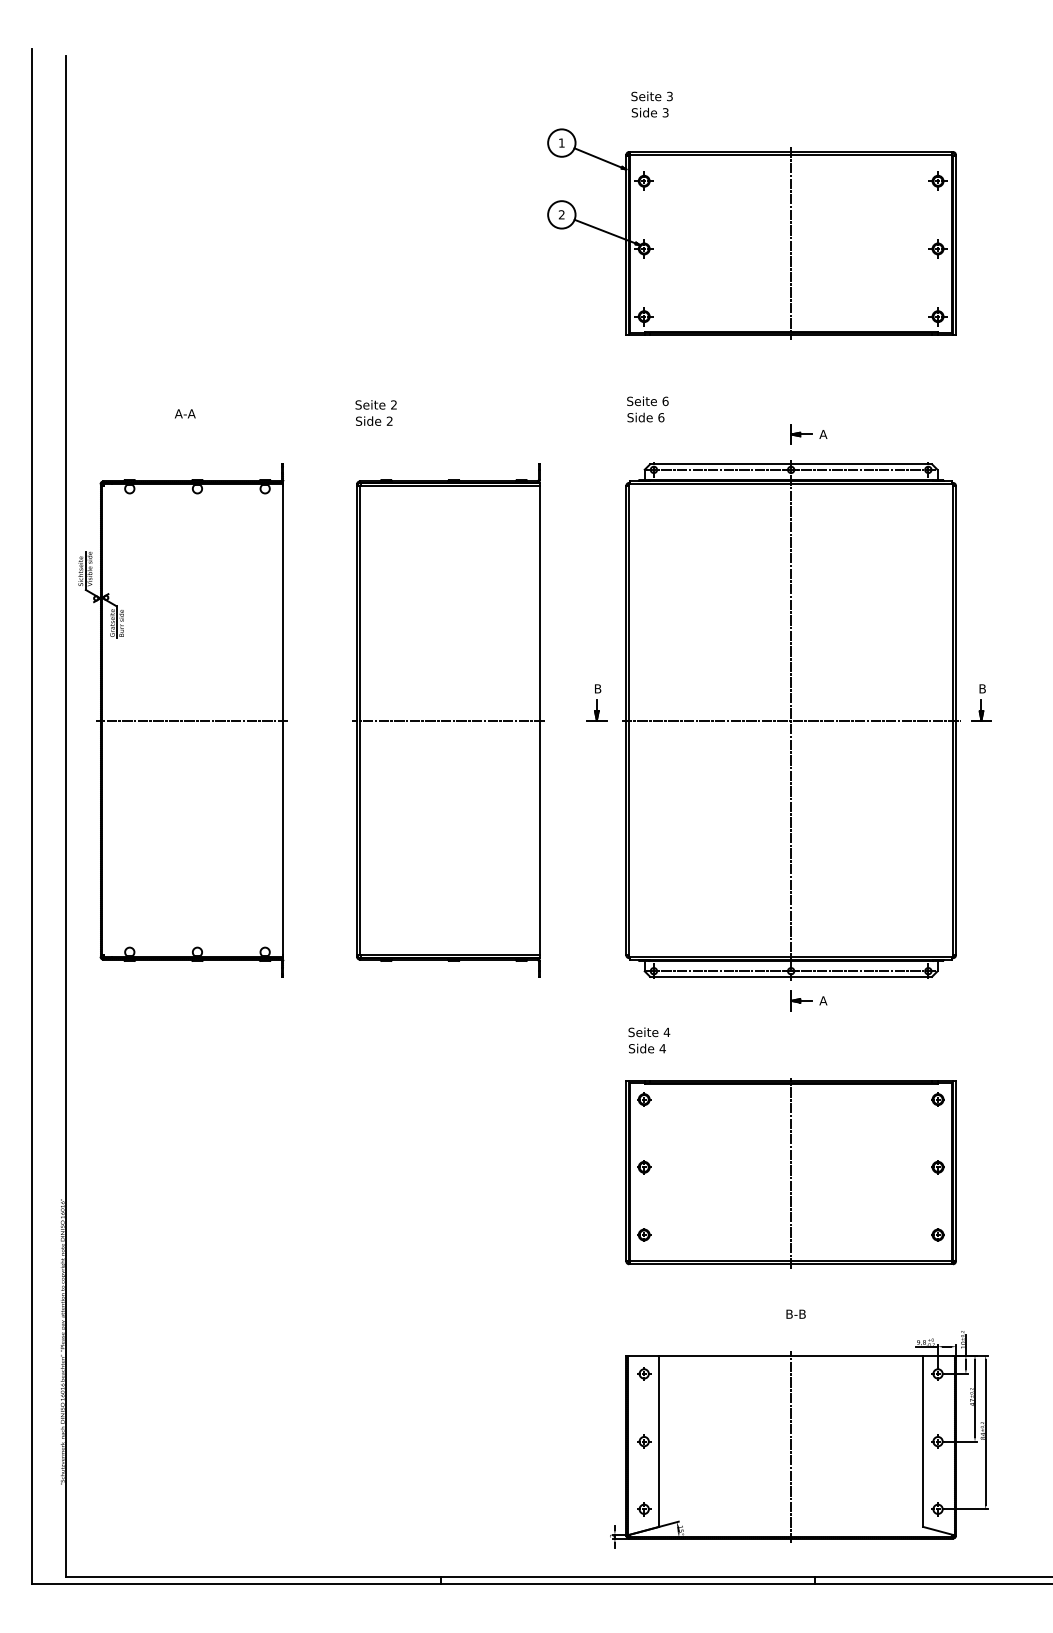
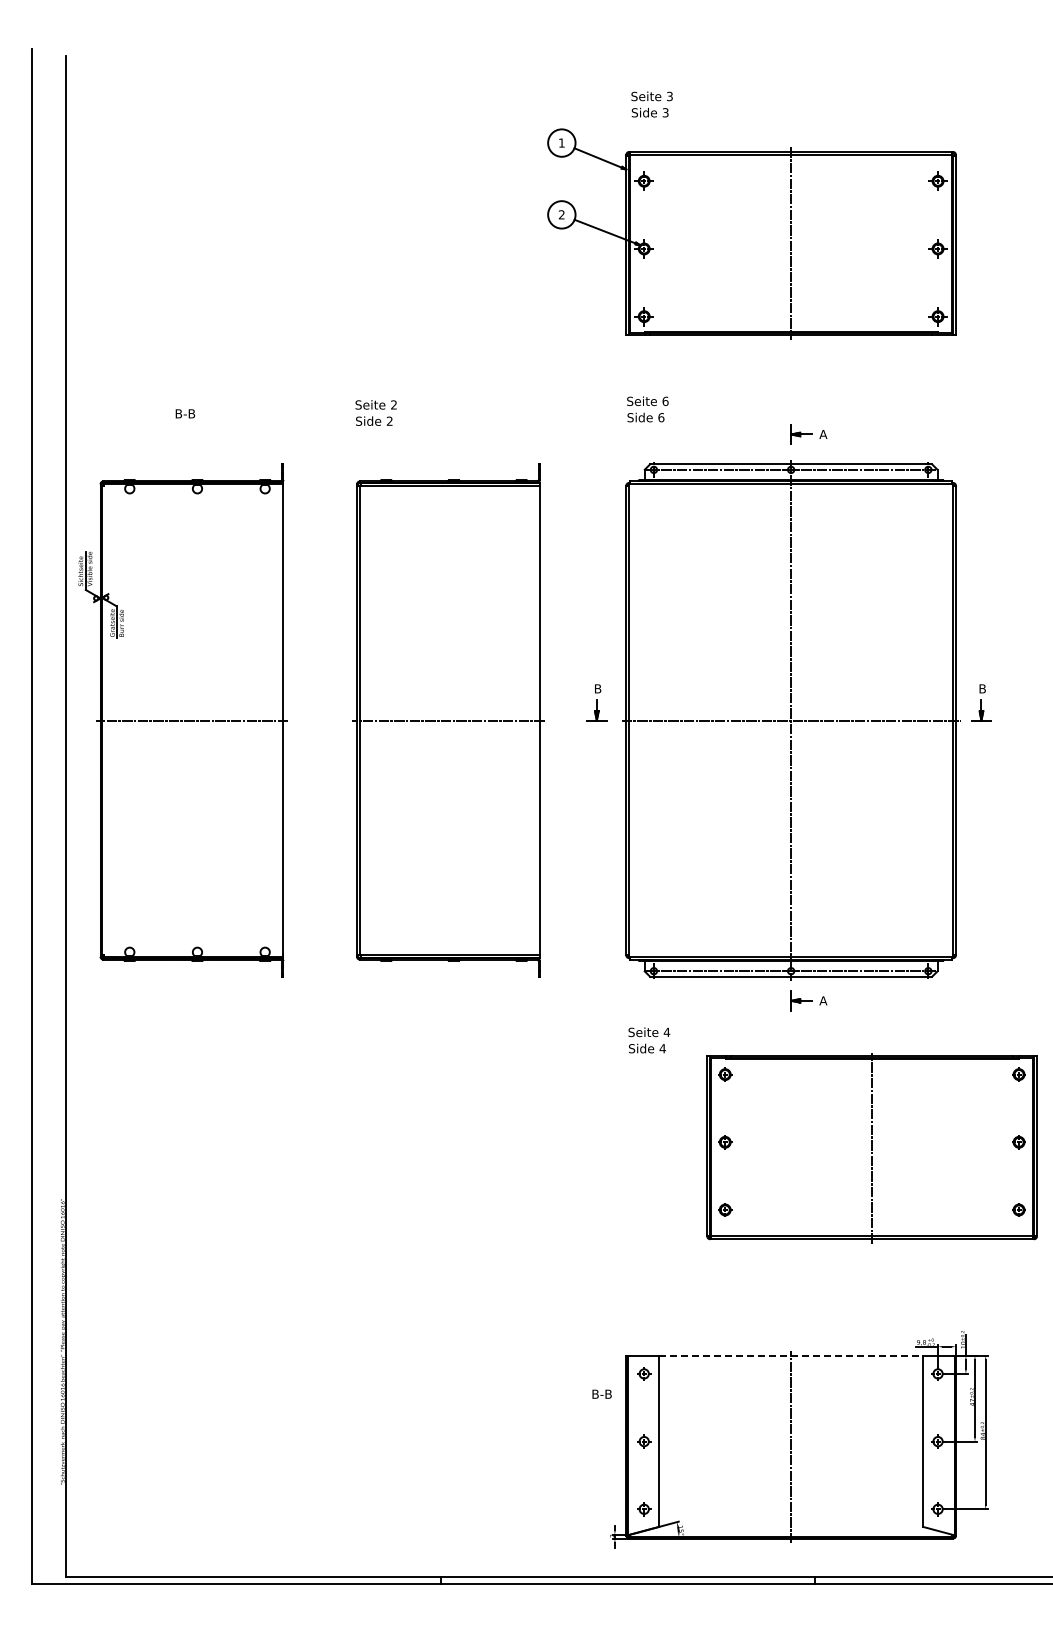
text: A-A -> B-B (184, 413)
part position: (790, 1173) -> (871, 1148) (871, 1148)
text position: (795, 1313) -> (601, 1393) (601, 1393)
line: solid -> dashed (791, 1355)
